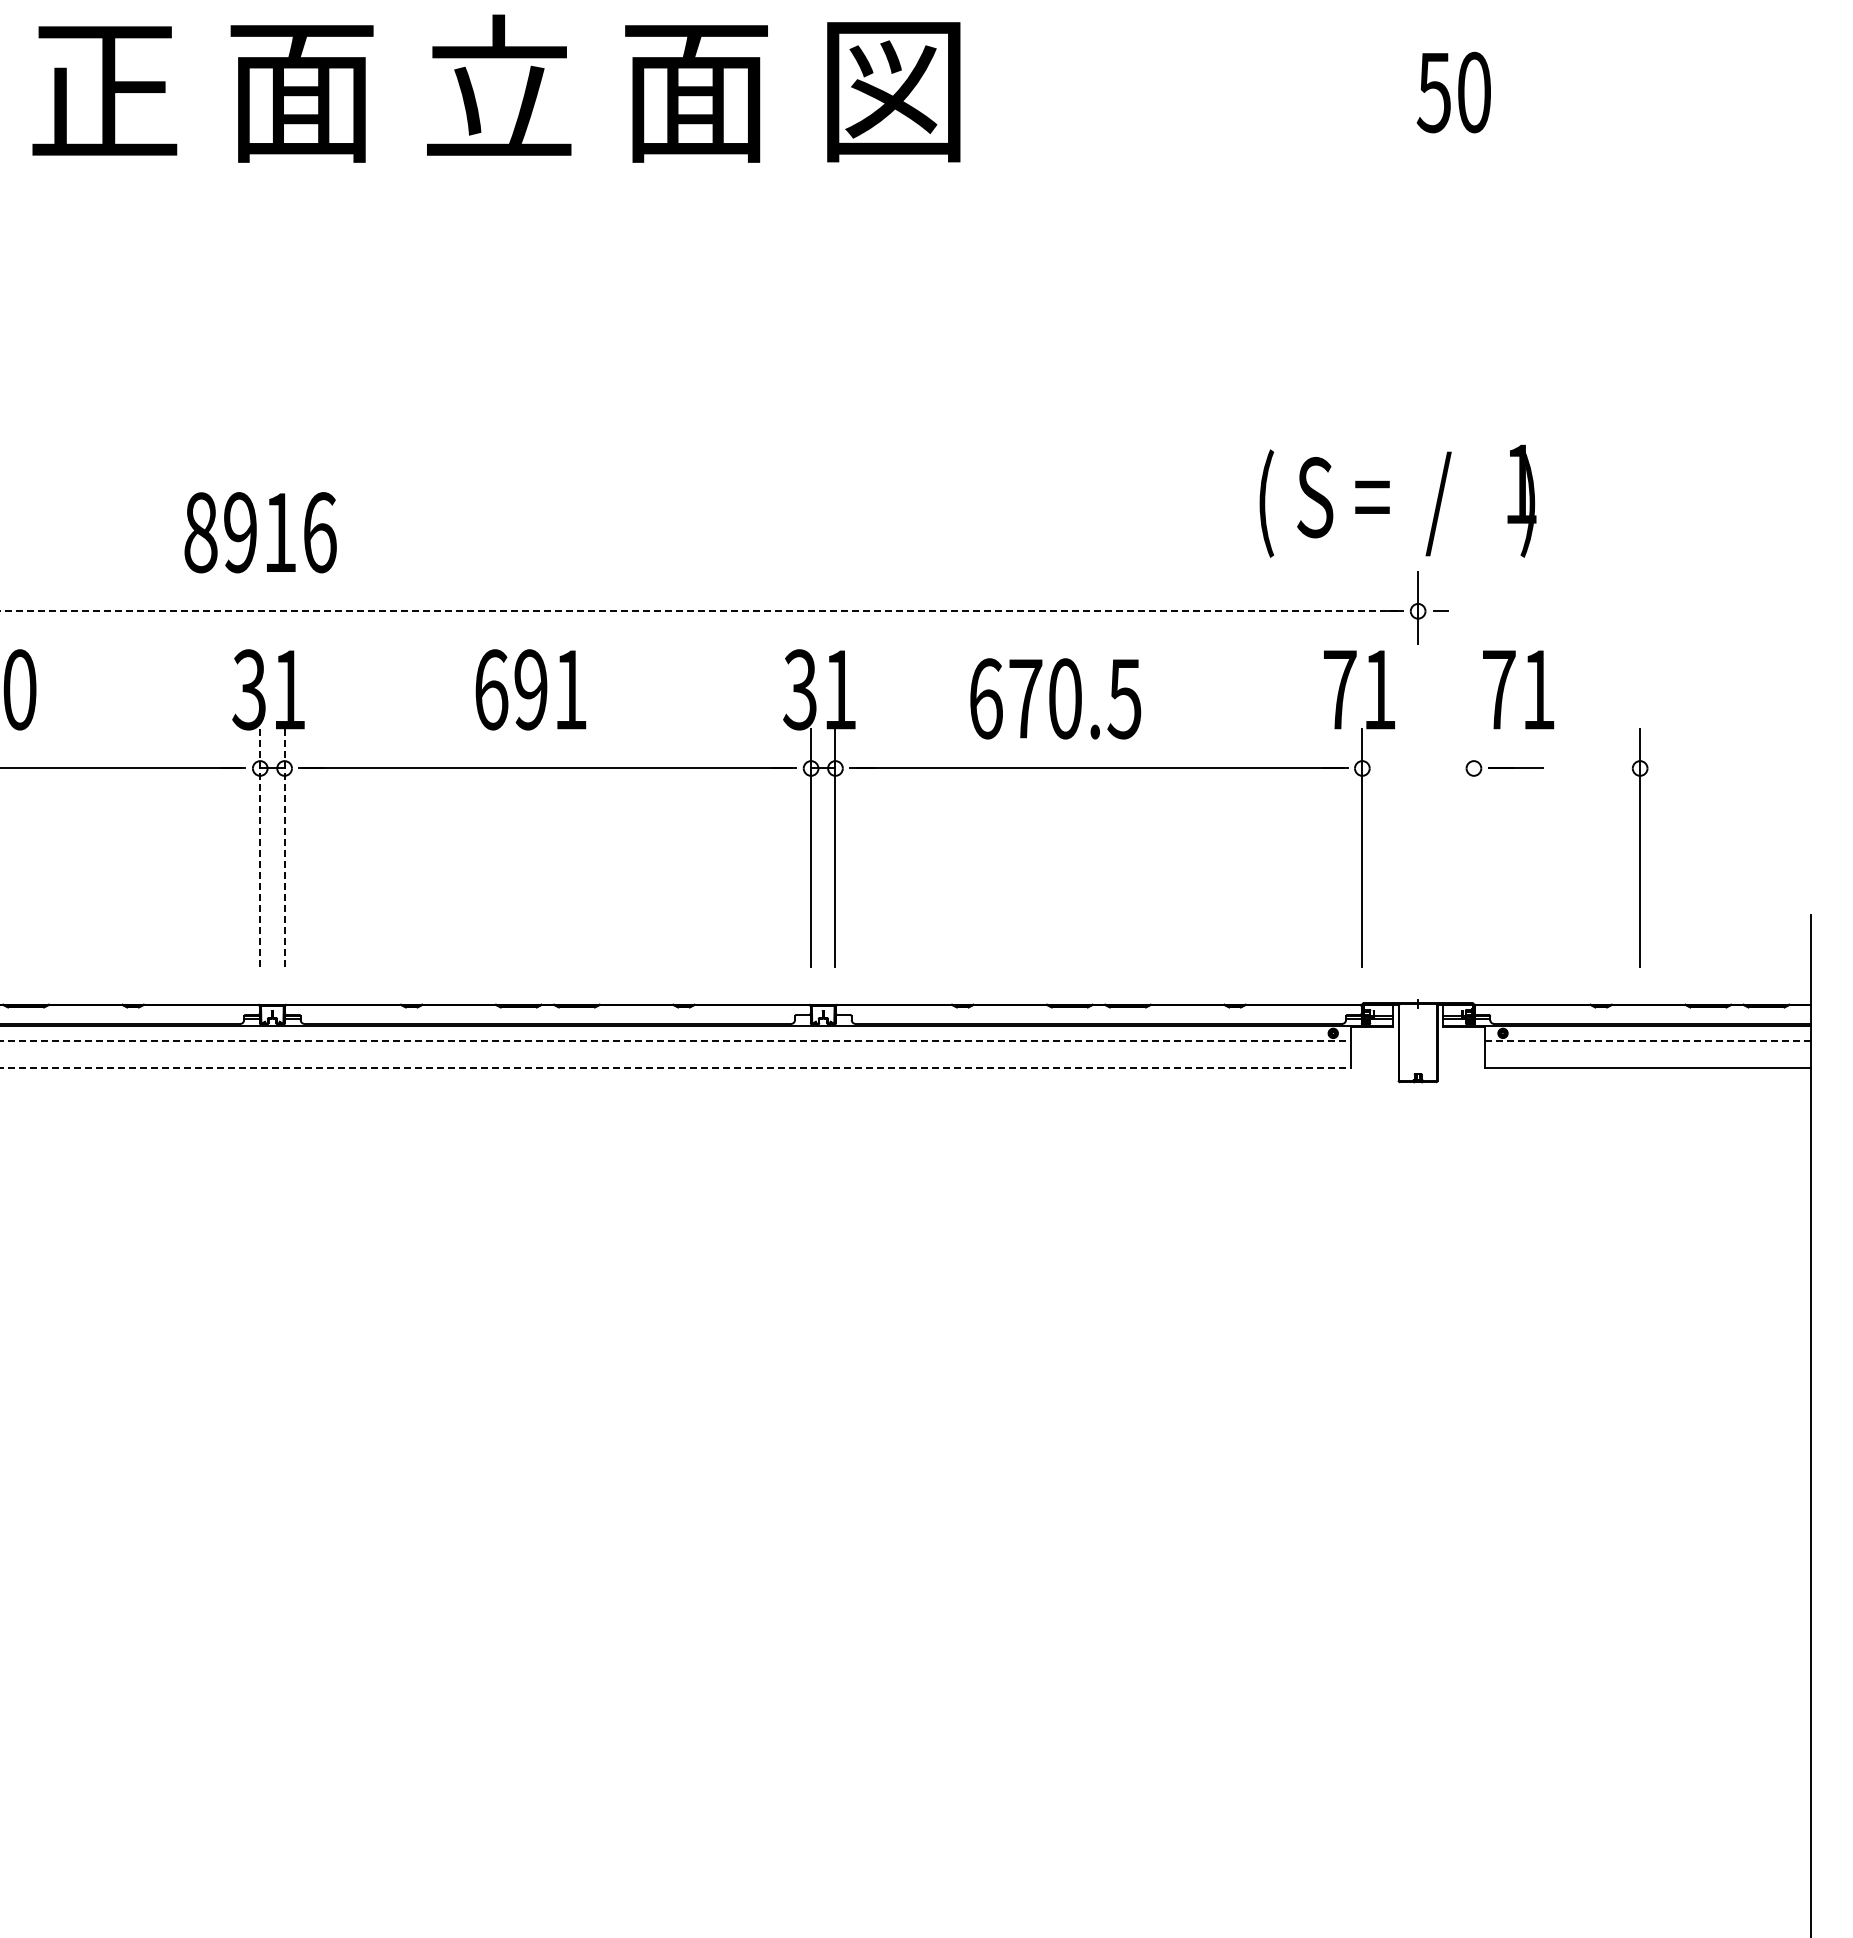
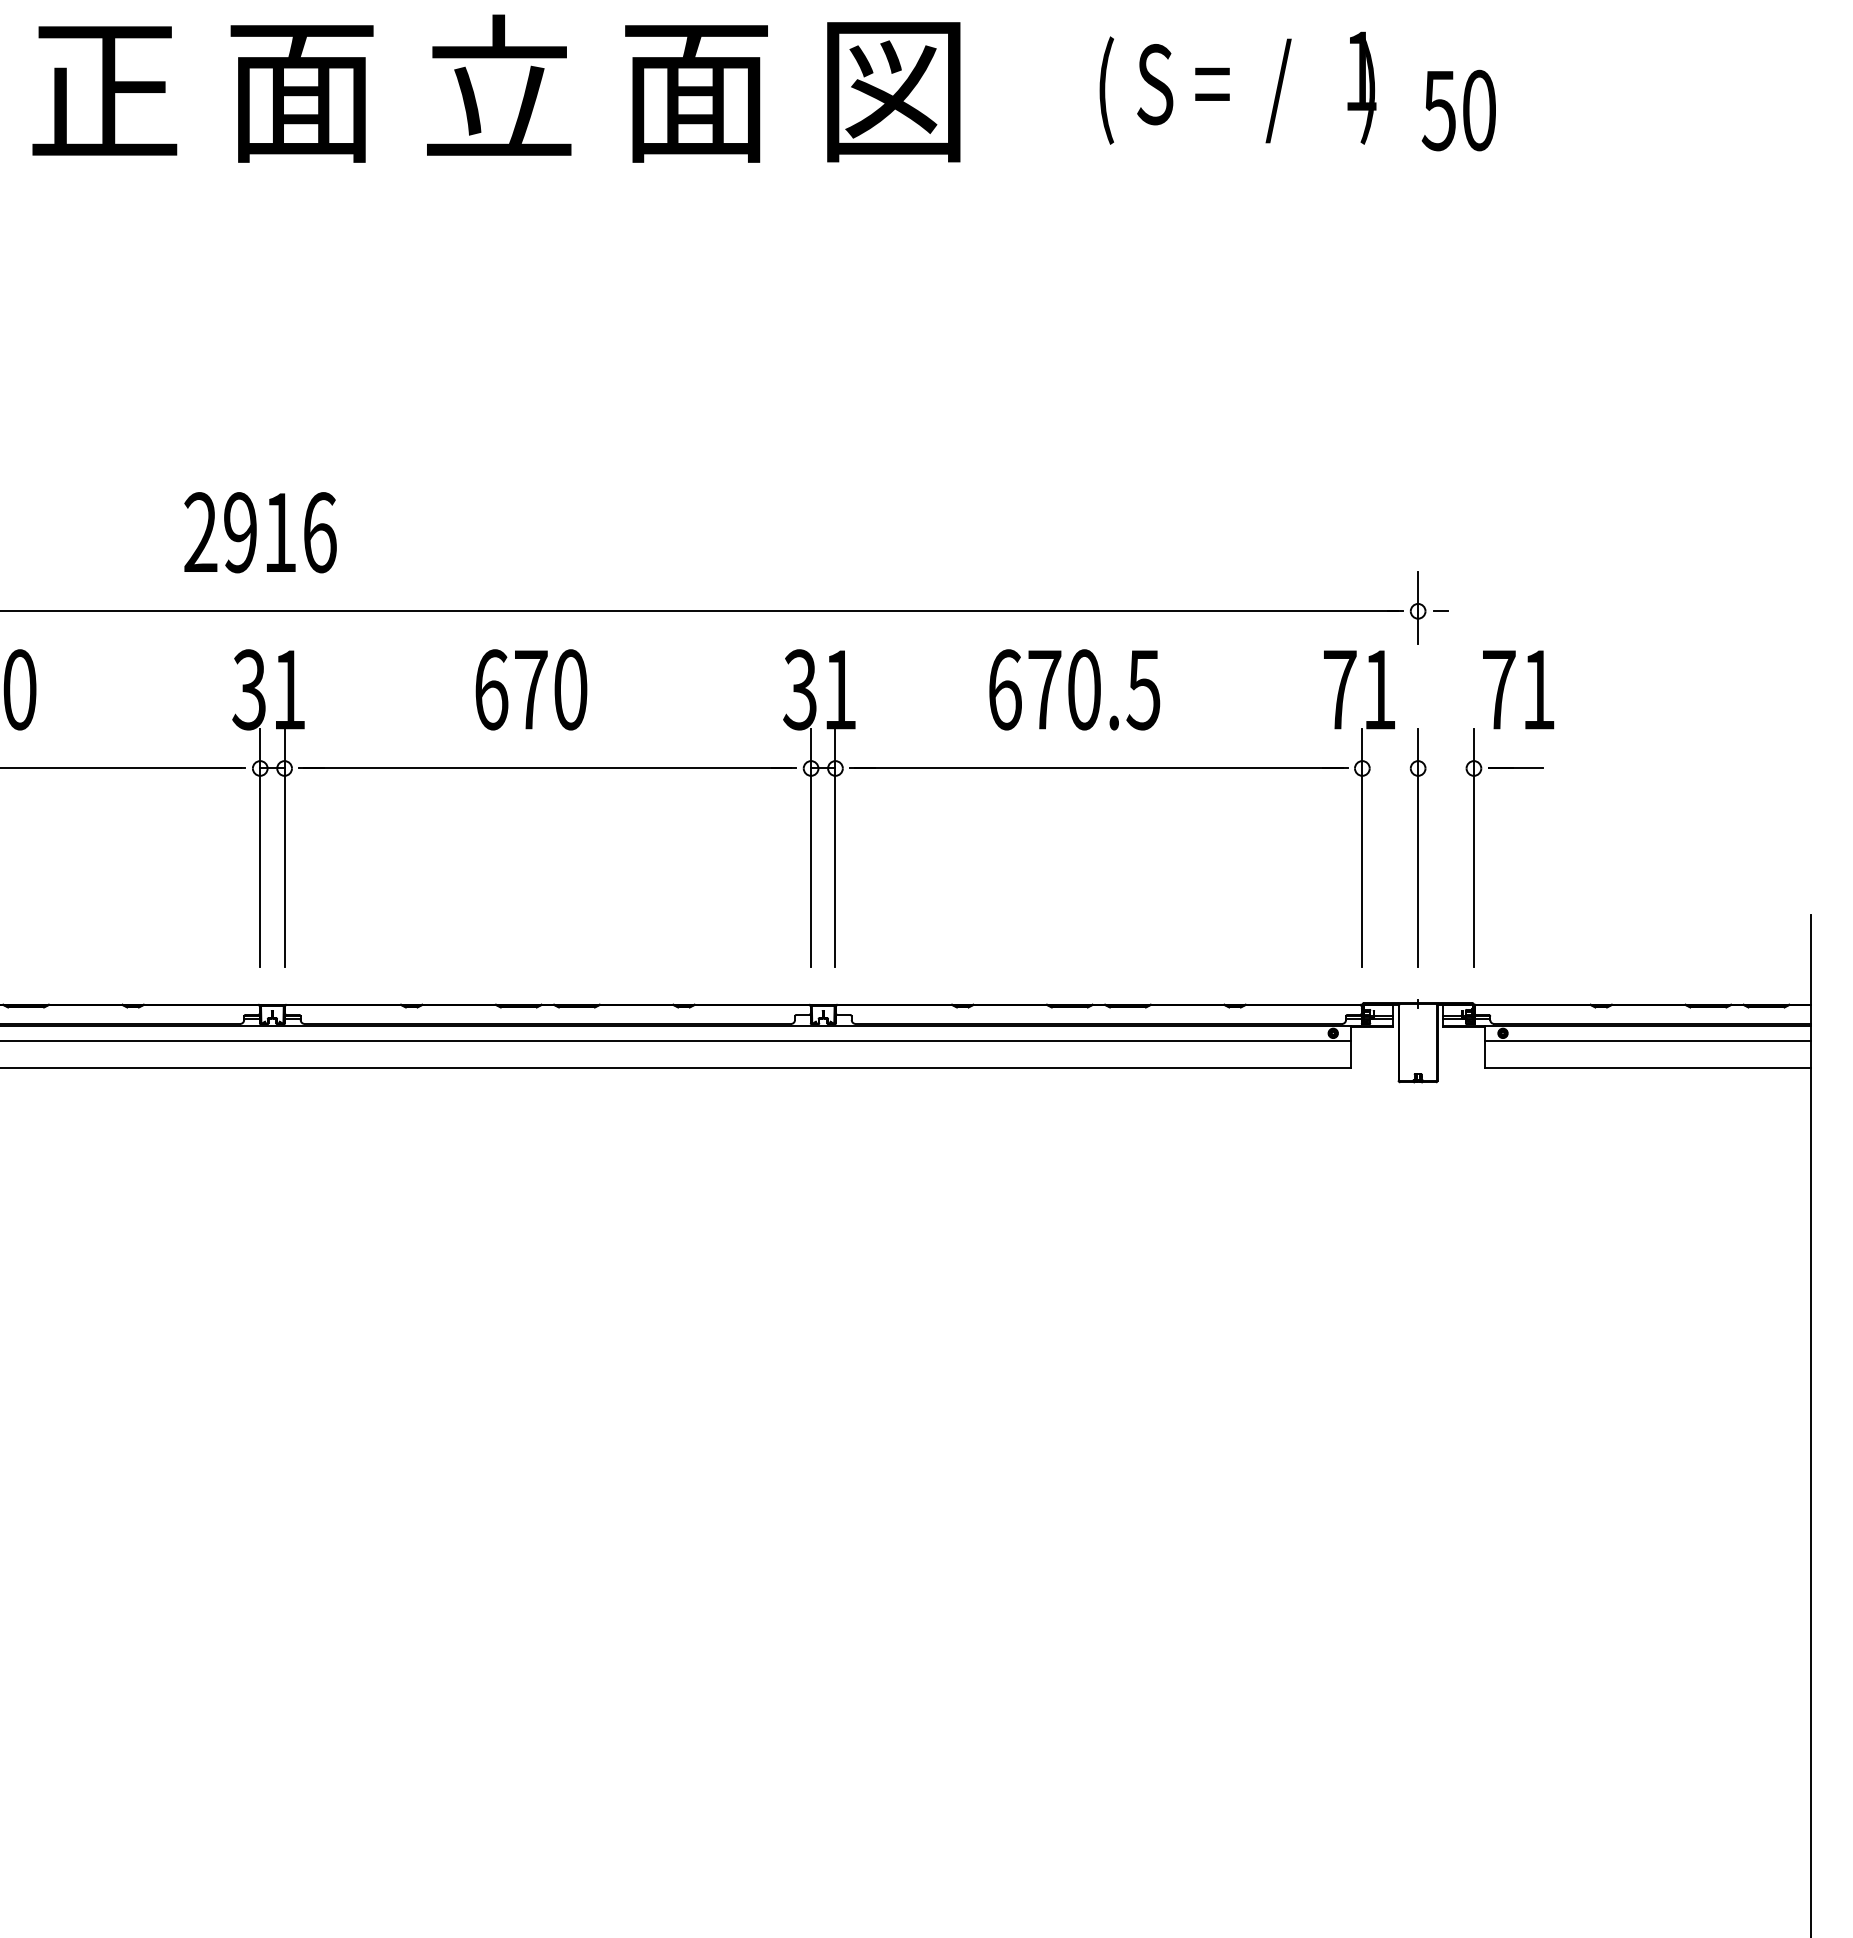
text position: (1453, 92) -> (1458, 110) (1458, 110)
text position: (1397, 500) -> (1237, 87) (1237, 87)
text: 8916 -> 2916 (200, 532)
line: dashed -> solid (699, 611)
text: 691 -> 670 (550, 689)
text position: (1055, 698) -> (1074, 689) (1074, 689)
line: dashed -> solid (260, 847)
line: dashed -> solid (284, 847)
line: none -> present (1473, 847)
part position: (1639, 847) -> (1417, 847) (1417, 847)
line: dashed -> solid (676, 1040)
line: dashed -> solid (1648, 1040)
line: dashed -> solid (676, 1068)
